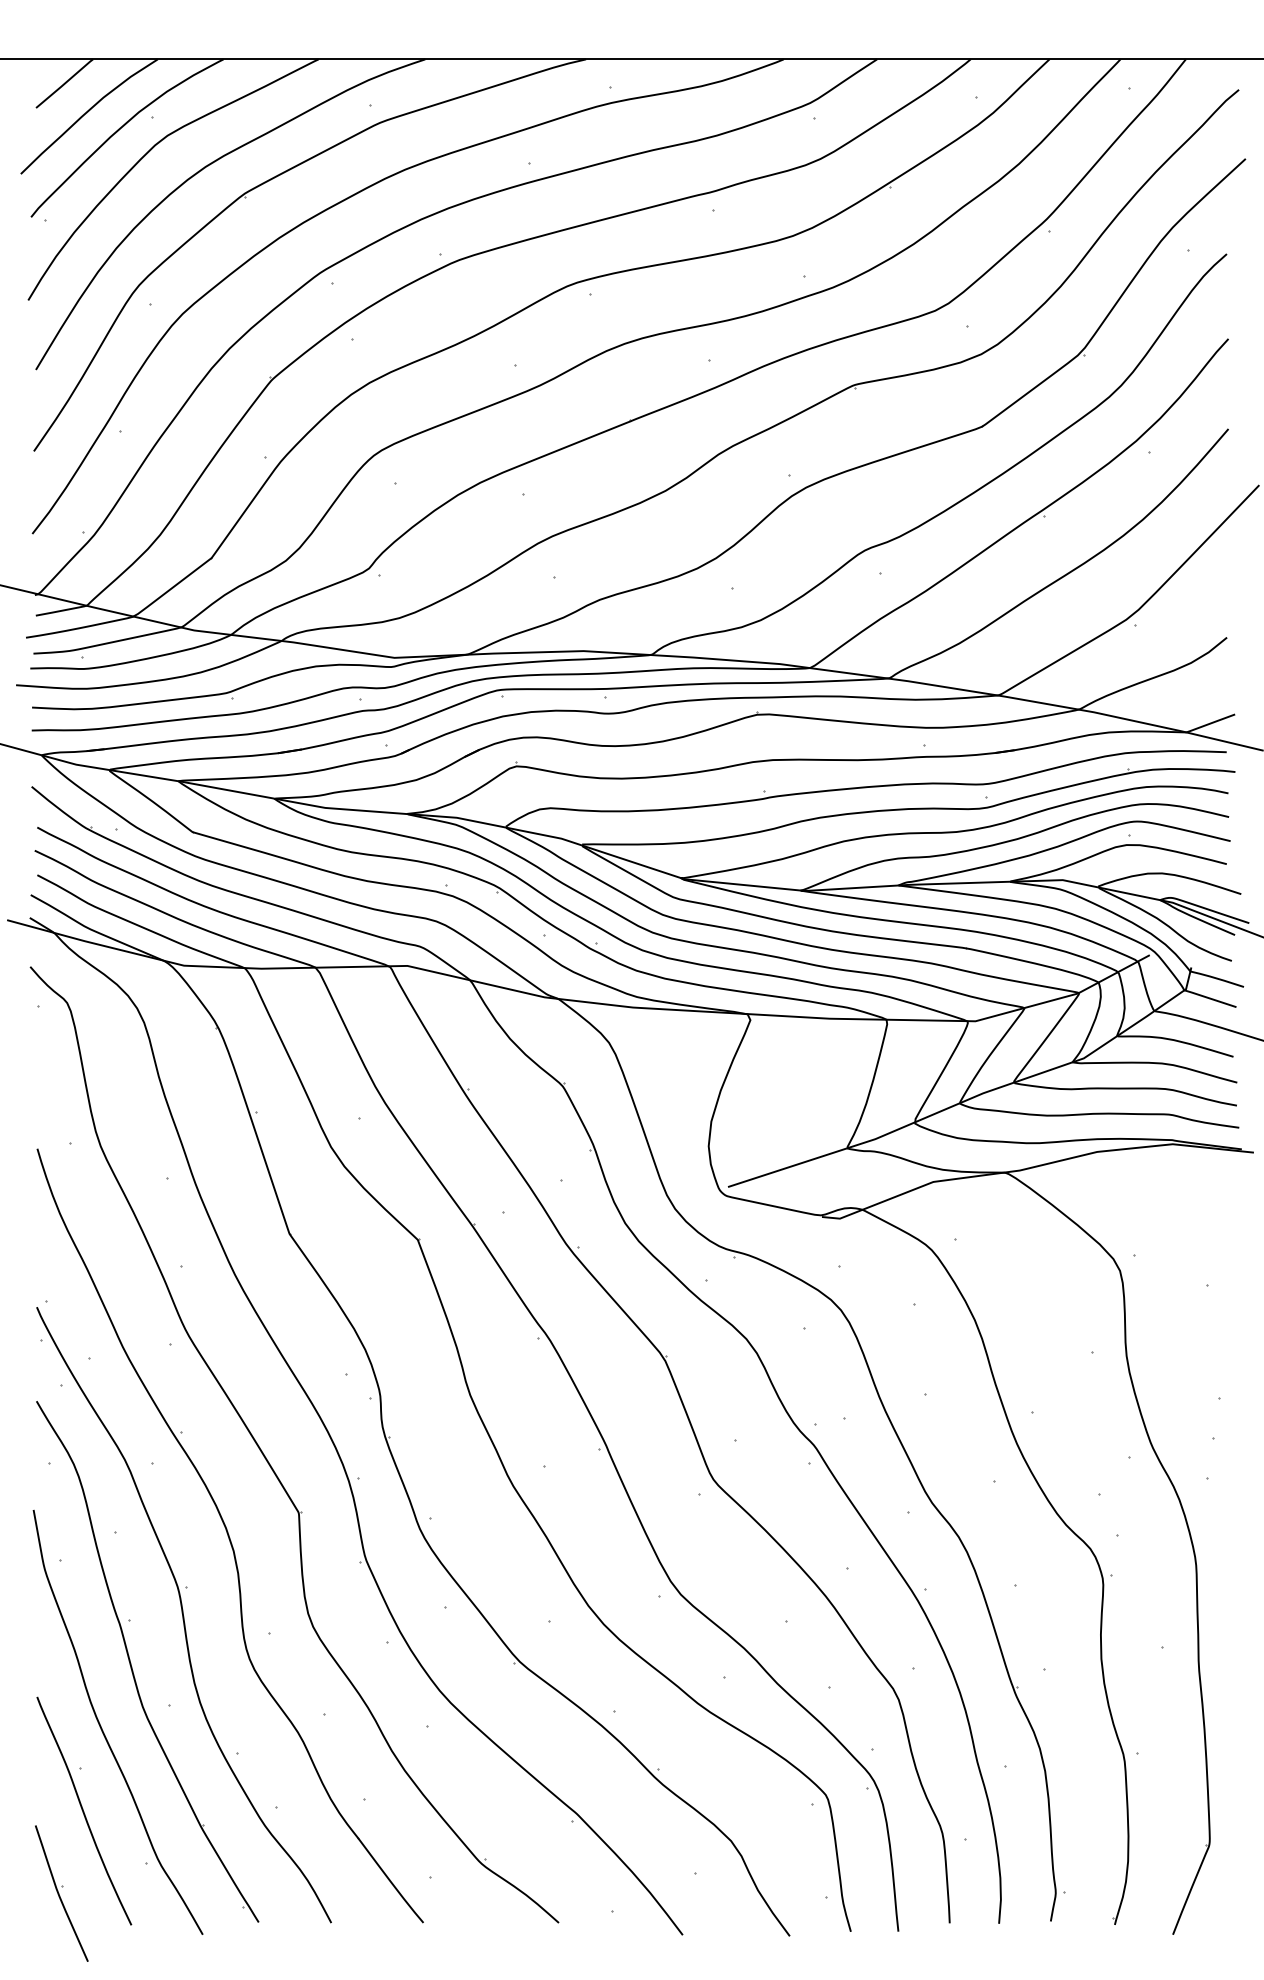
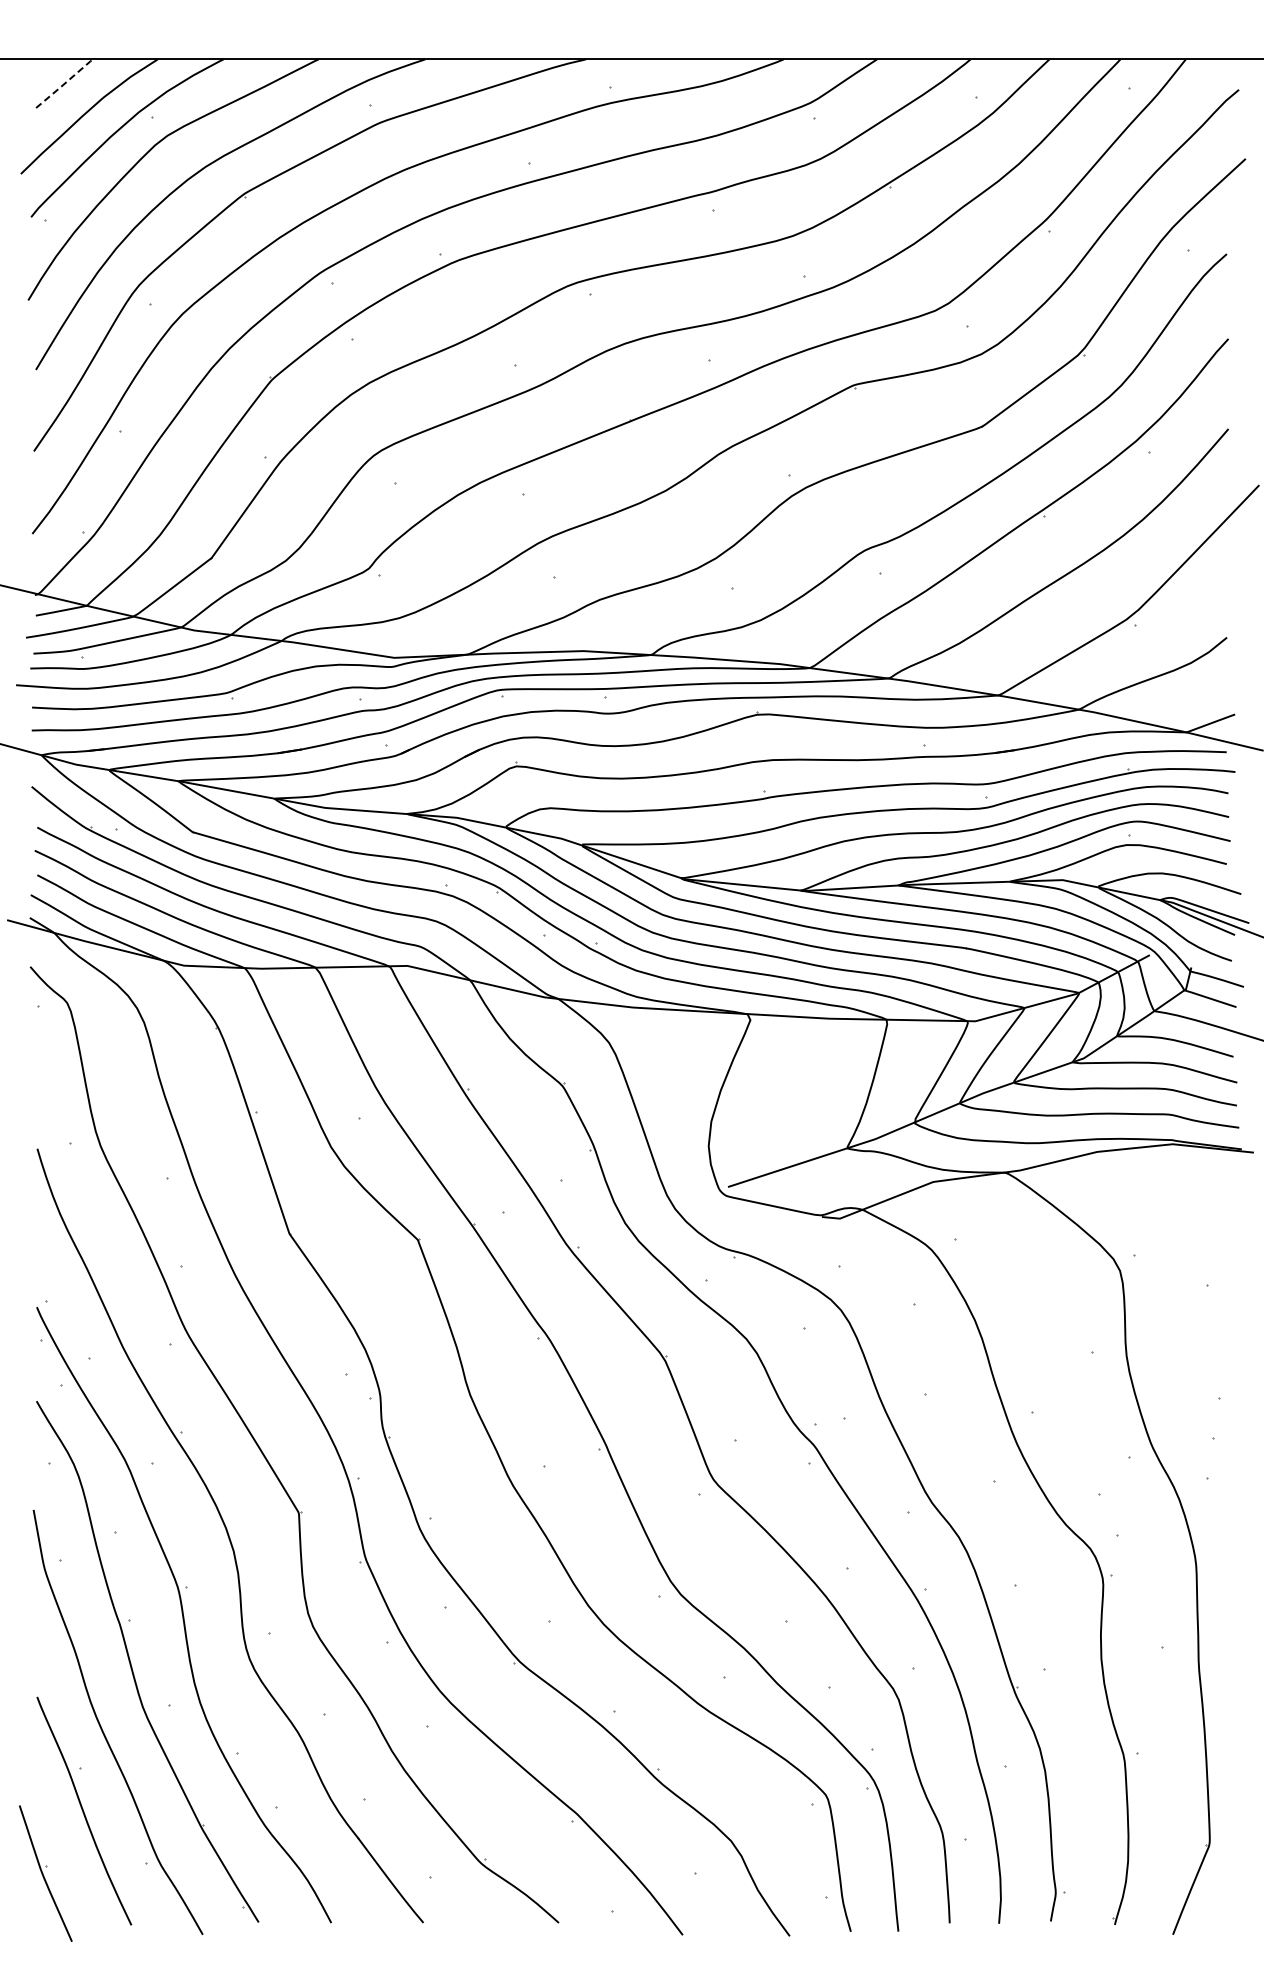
line: solid -> dashed (64, 83)
part position: (61, 1893) -> (45, 1873) (45, 1873)
